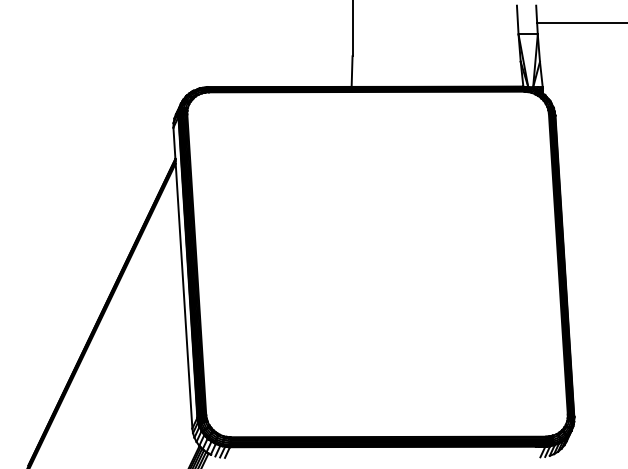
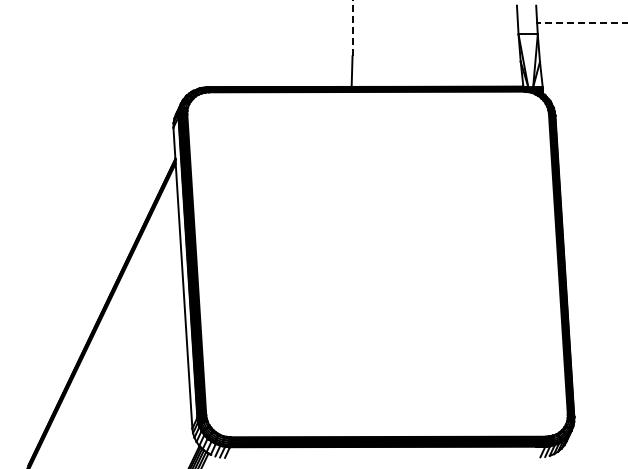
line: solid -> dashed (582, 22)
line: solid -> dashed (352, 28)
